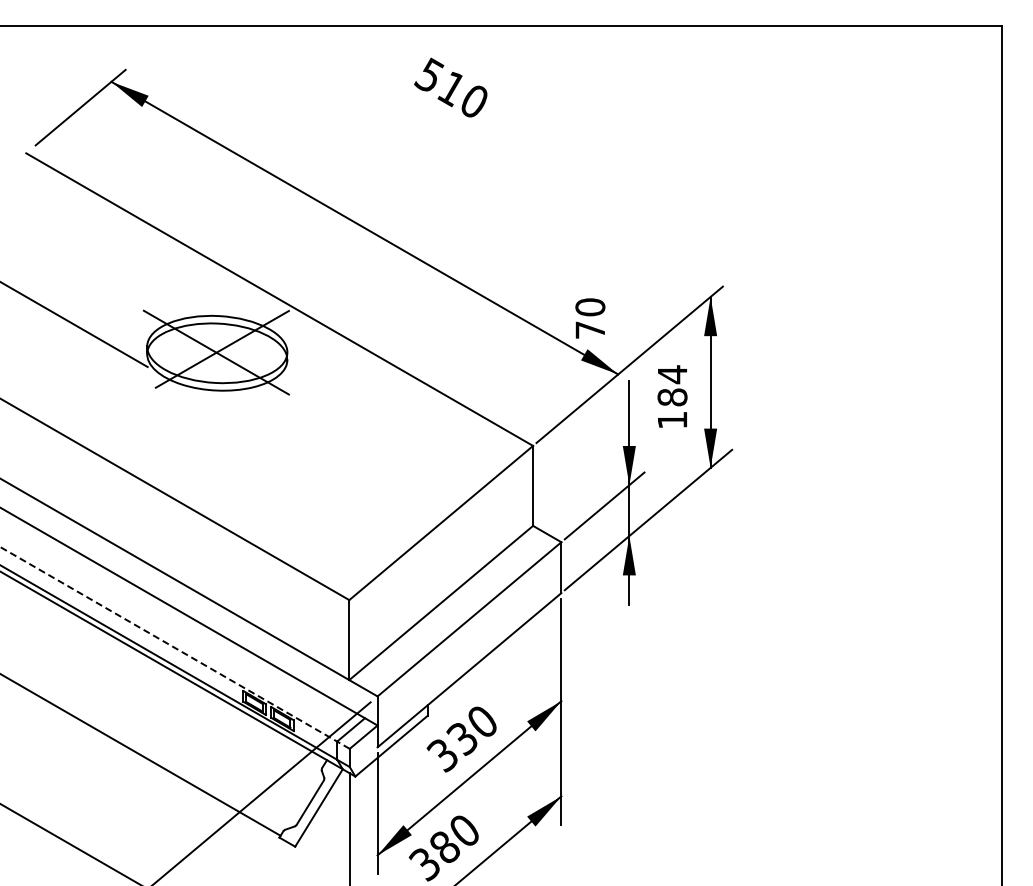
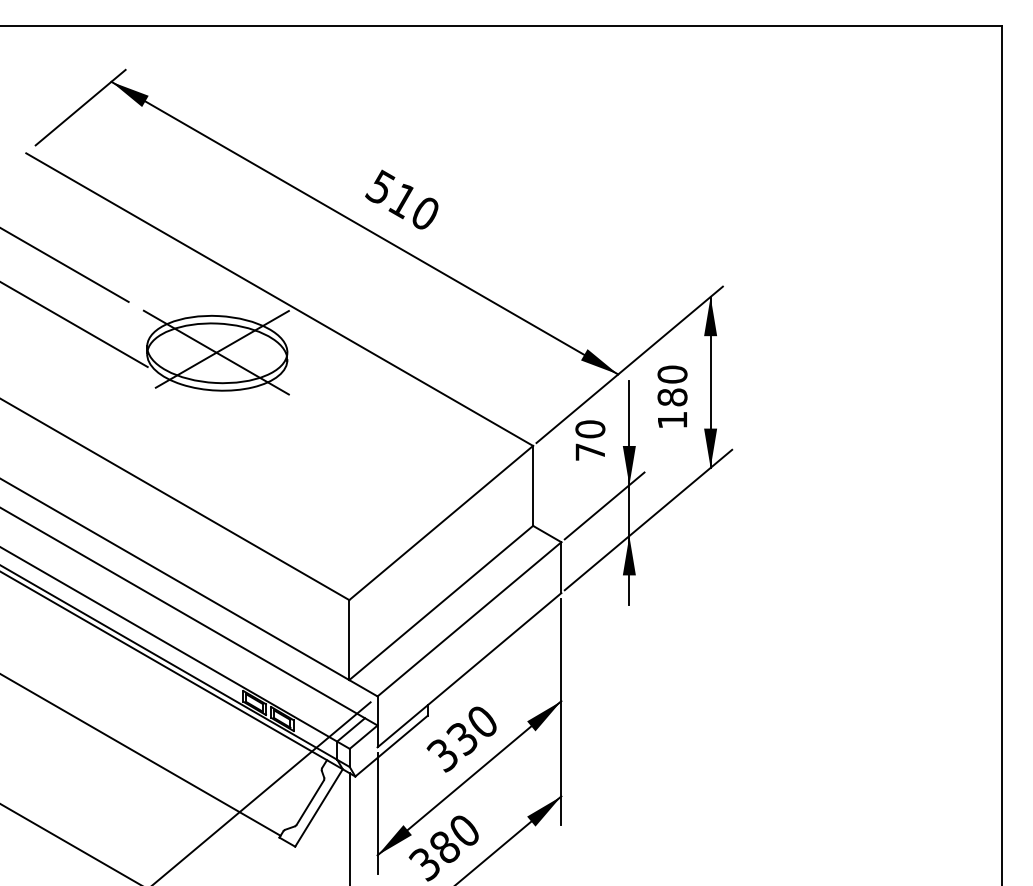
text position: (450, 87) -> (401, 199) (401, 199)
line: none -> present (65, 264)
text position: (590, 318) -> (590, 440) (590, 440)
text: 184 -> 180 (672, 374)
line: dashed -> solid (175, 647)
